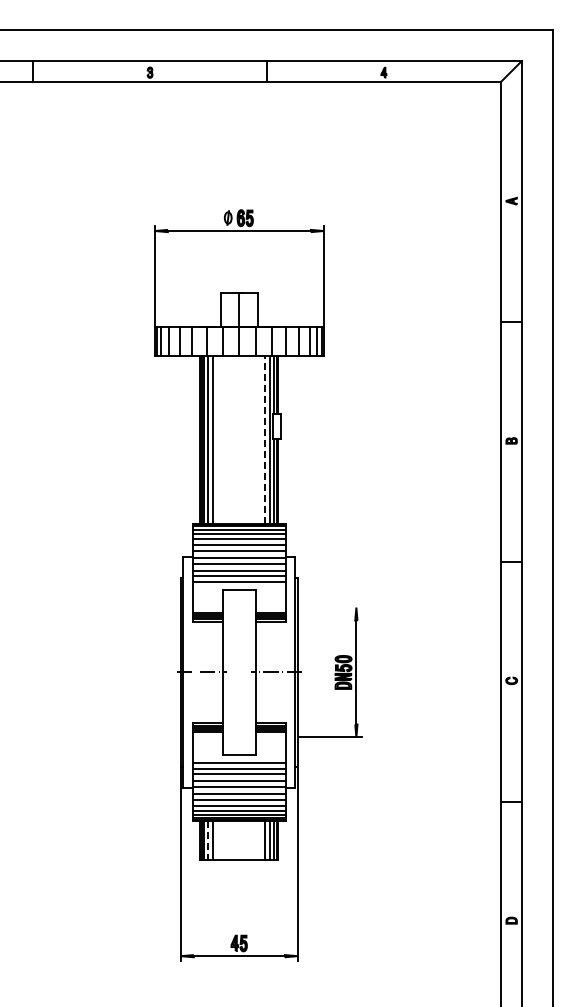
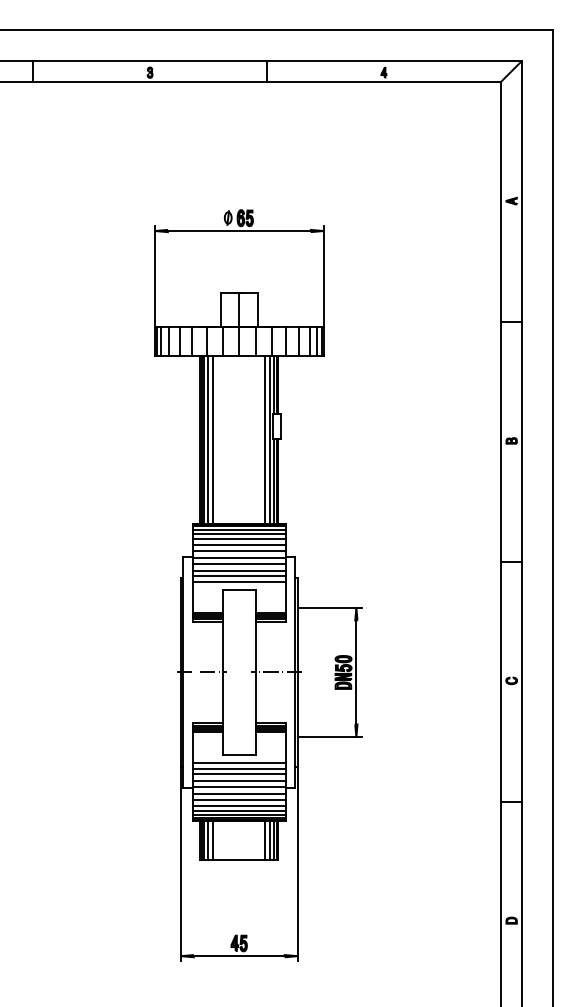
line: dashed -> solid (265, 439)
line: none -> present (329, 607)
line: dashed -> solid (208, 840)
